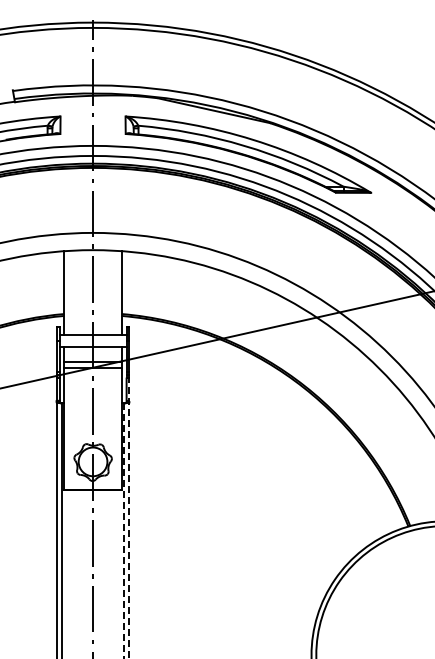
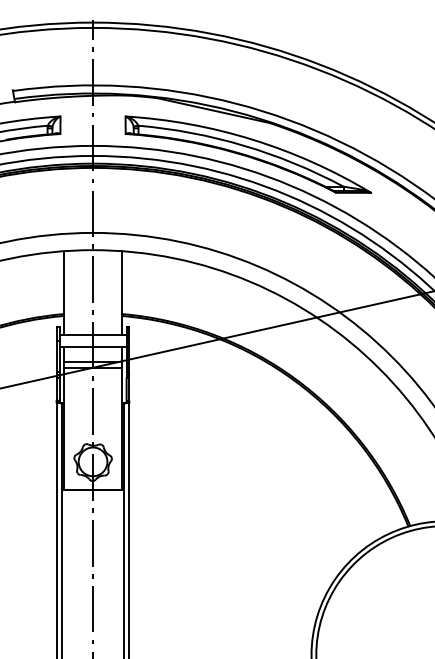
line: dashed -> solid (129, 517)
line: dashed -> solid (123, 531)
